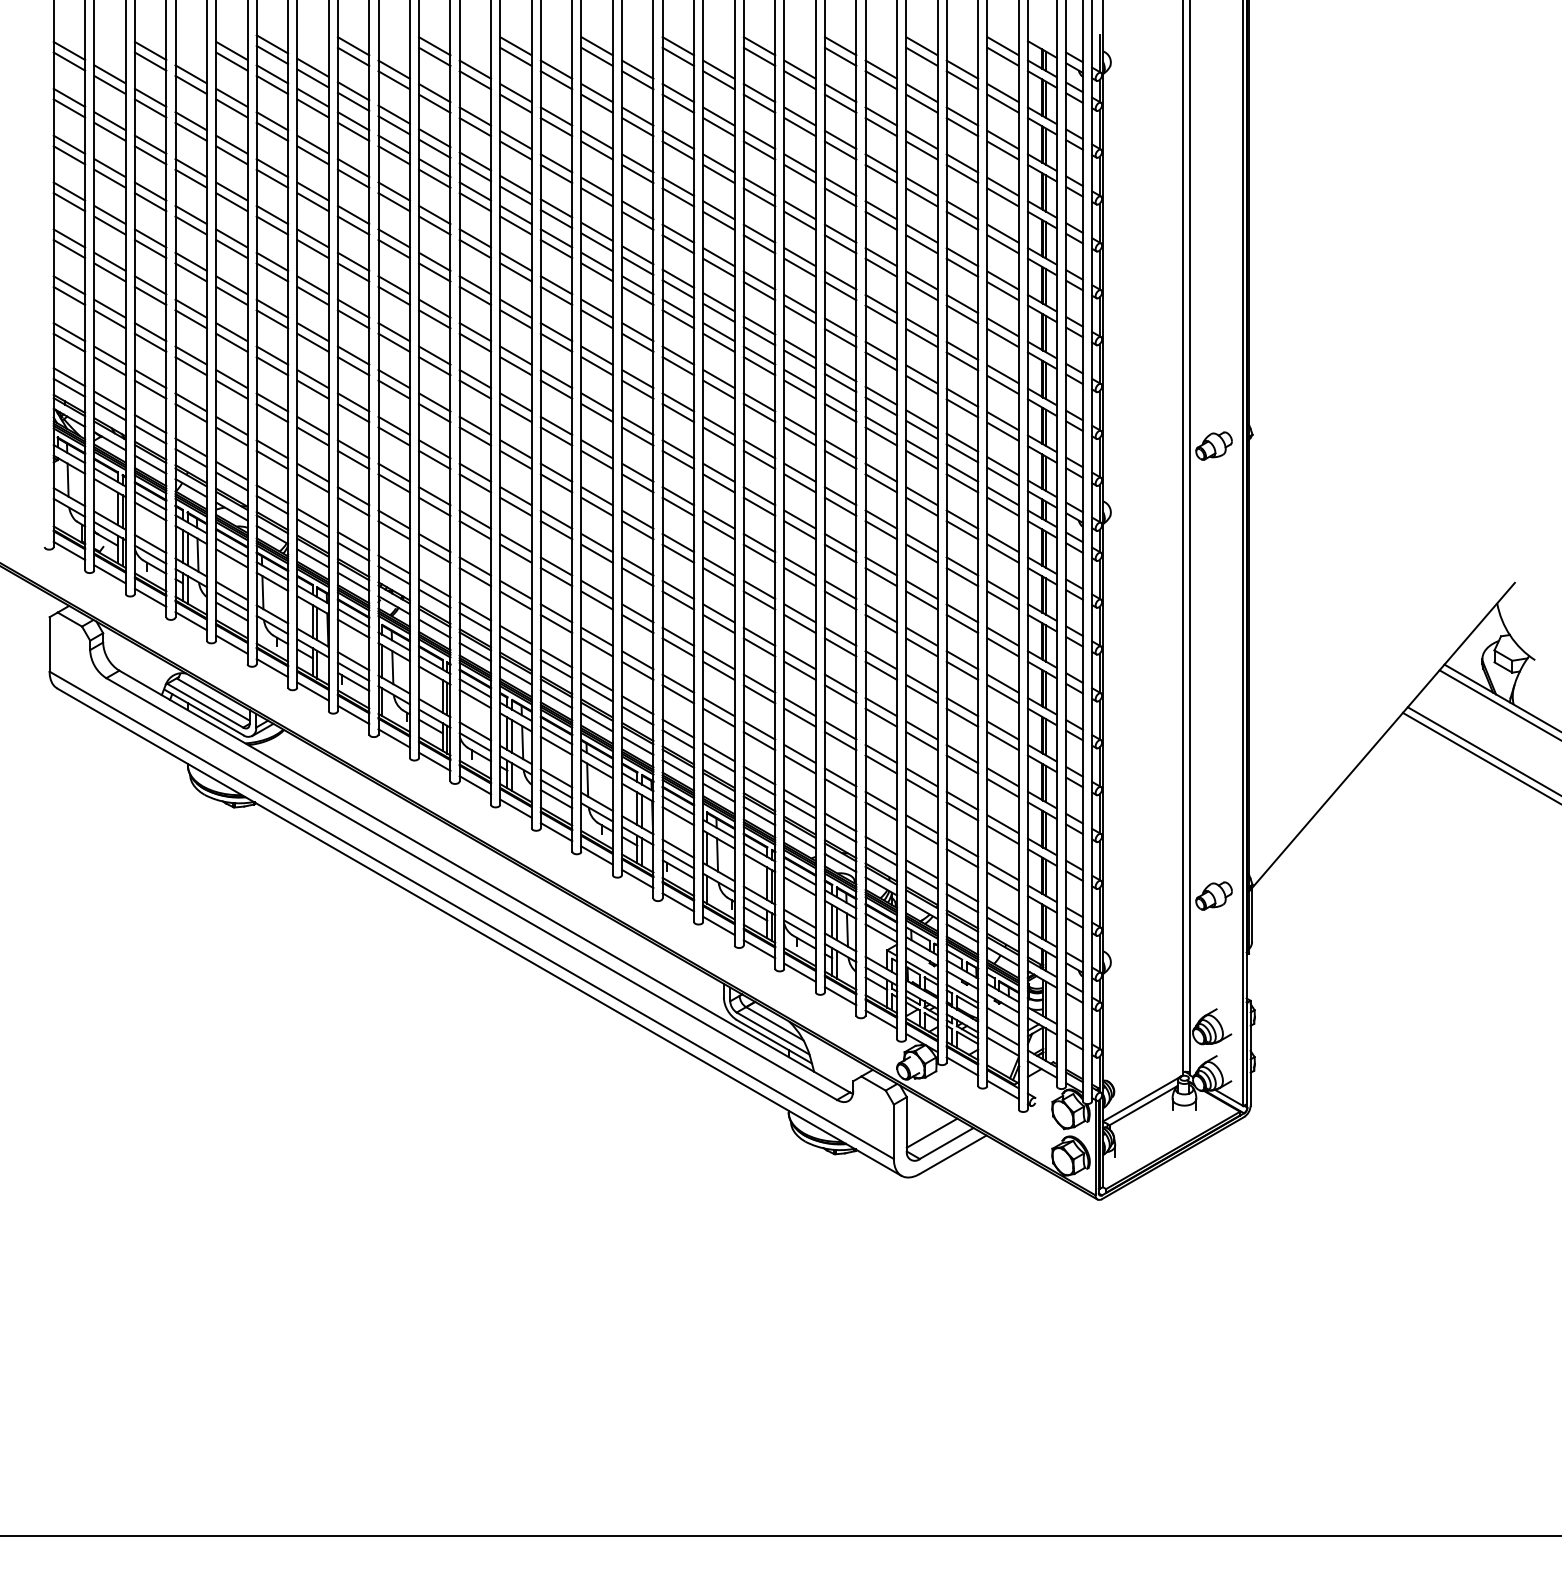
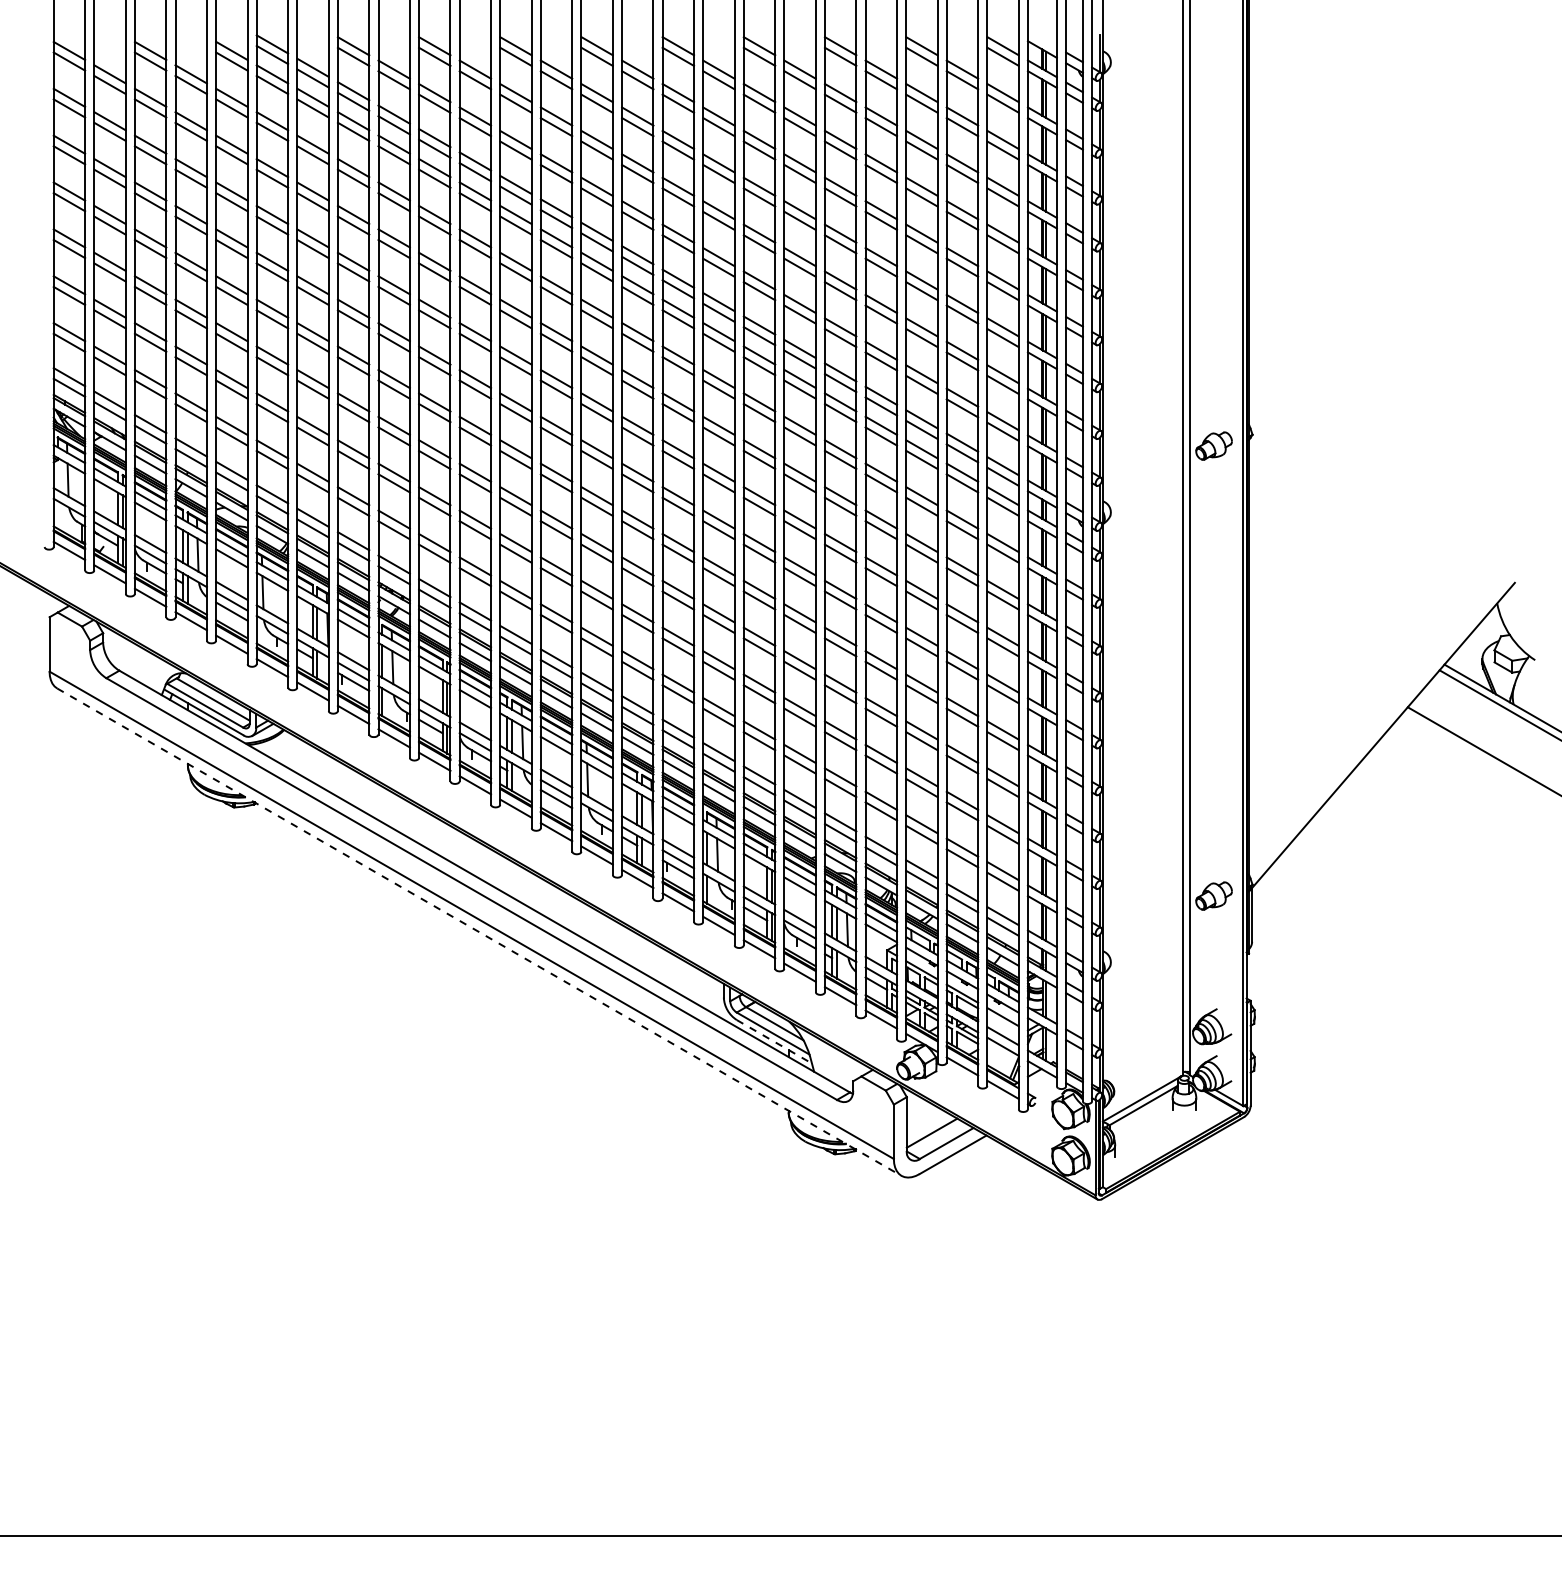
line: present -> none (1480, 757)
line: solid -> dashed (479, 932)
line: solid -> dashed (774, 1042)
